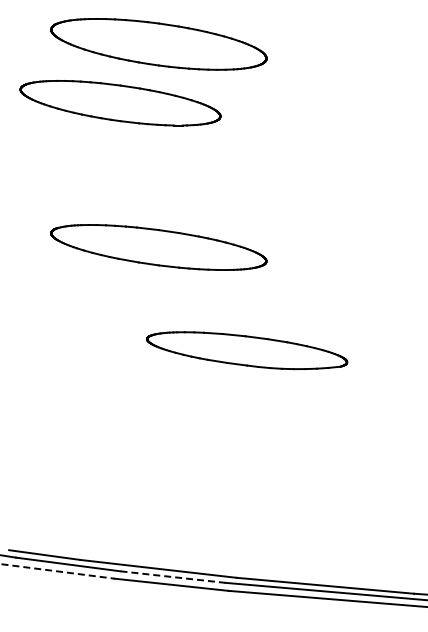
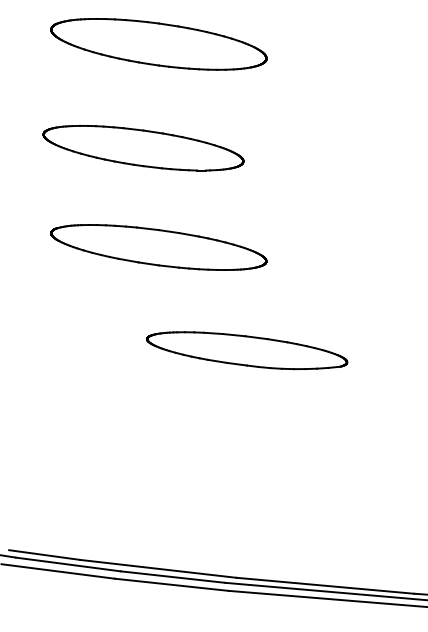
part position: (120, 102) -> (143, 147) (143, 147)
line: dashed -> solid (58, 571)
line: dashed -> solid (172, 577)
